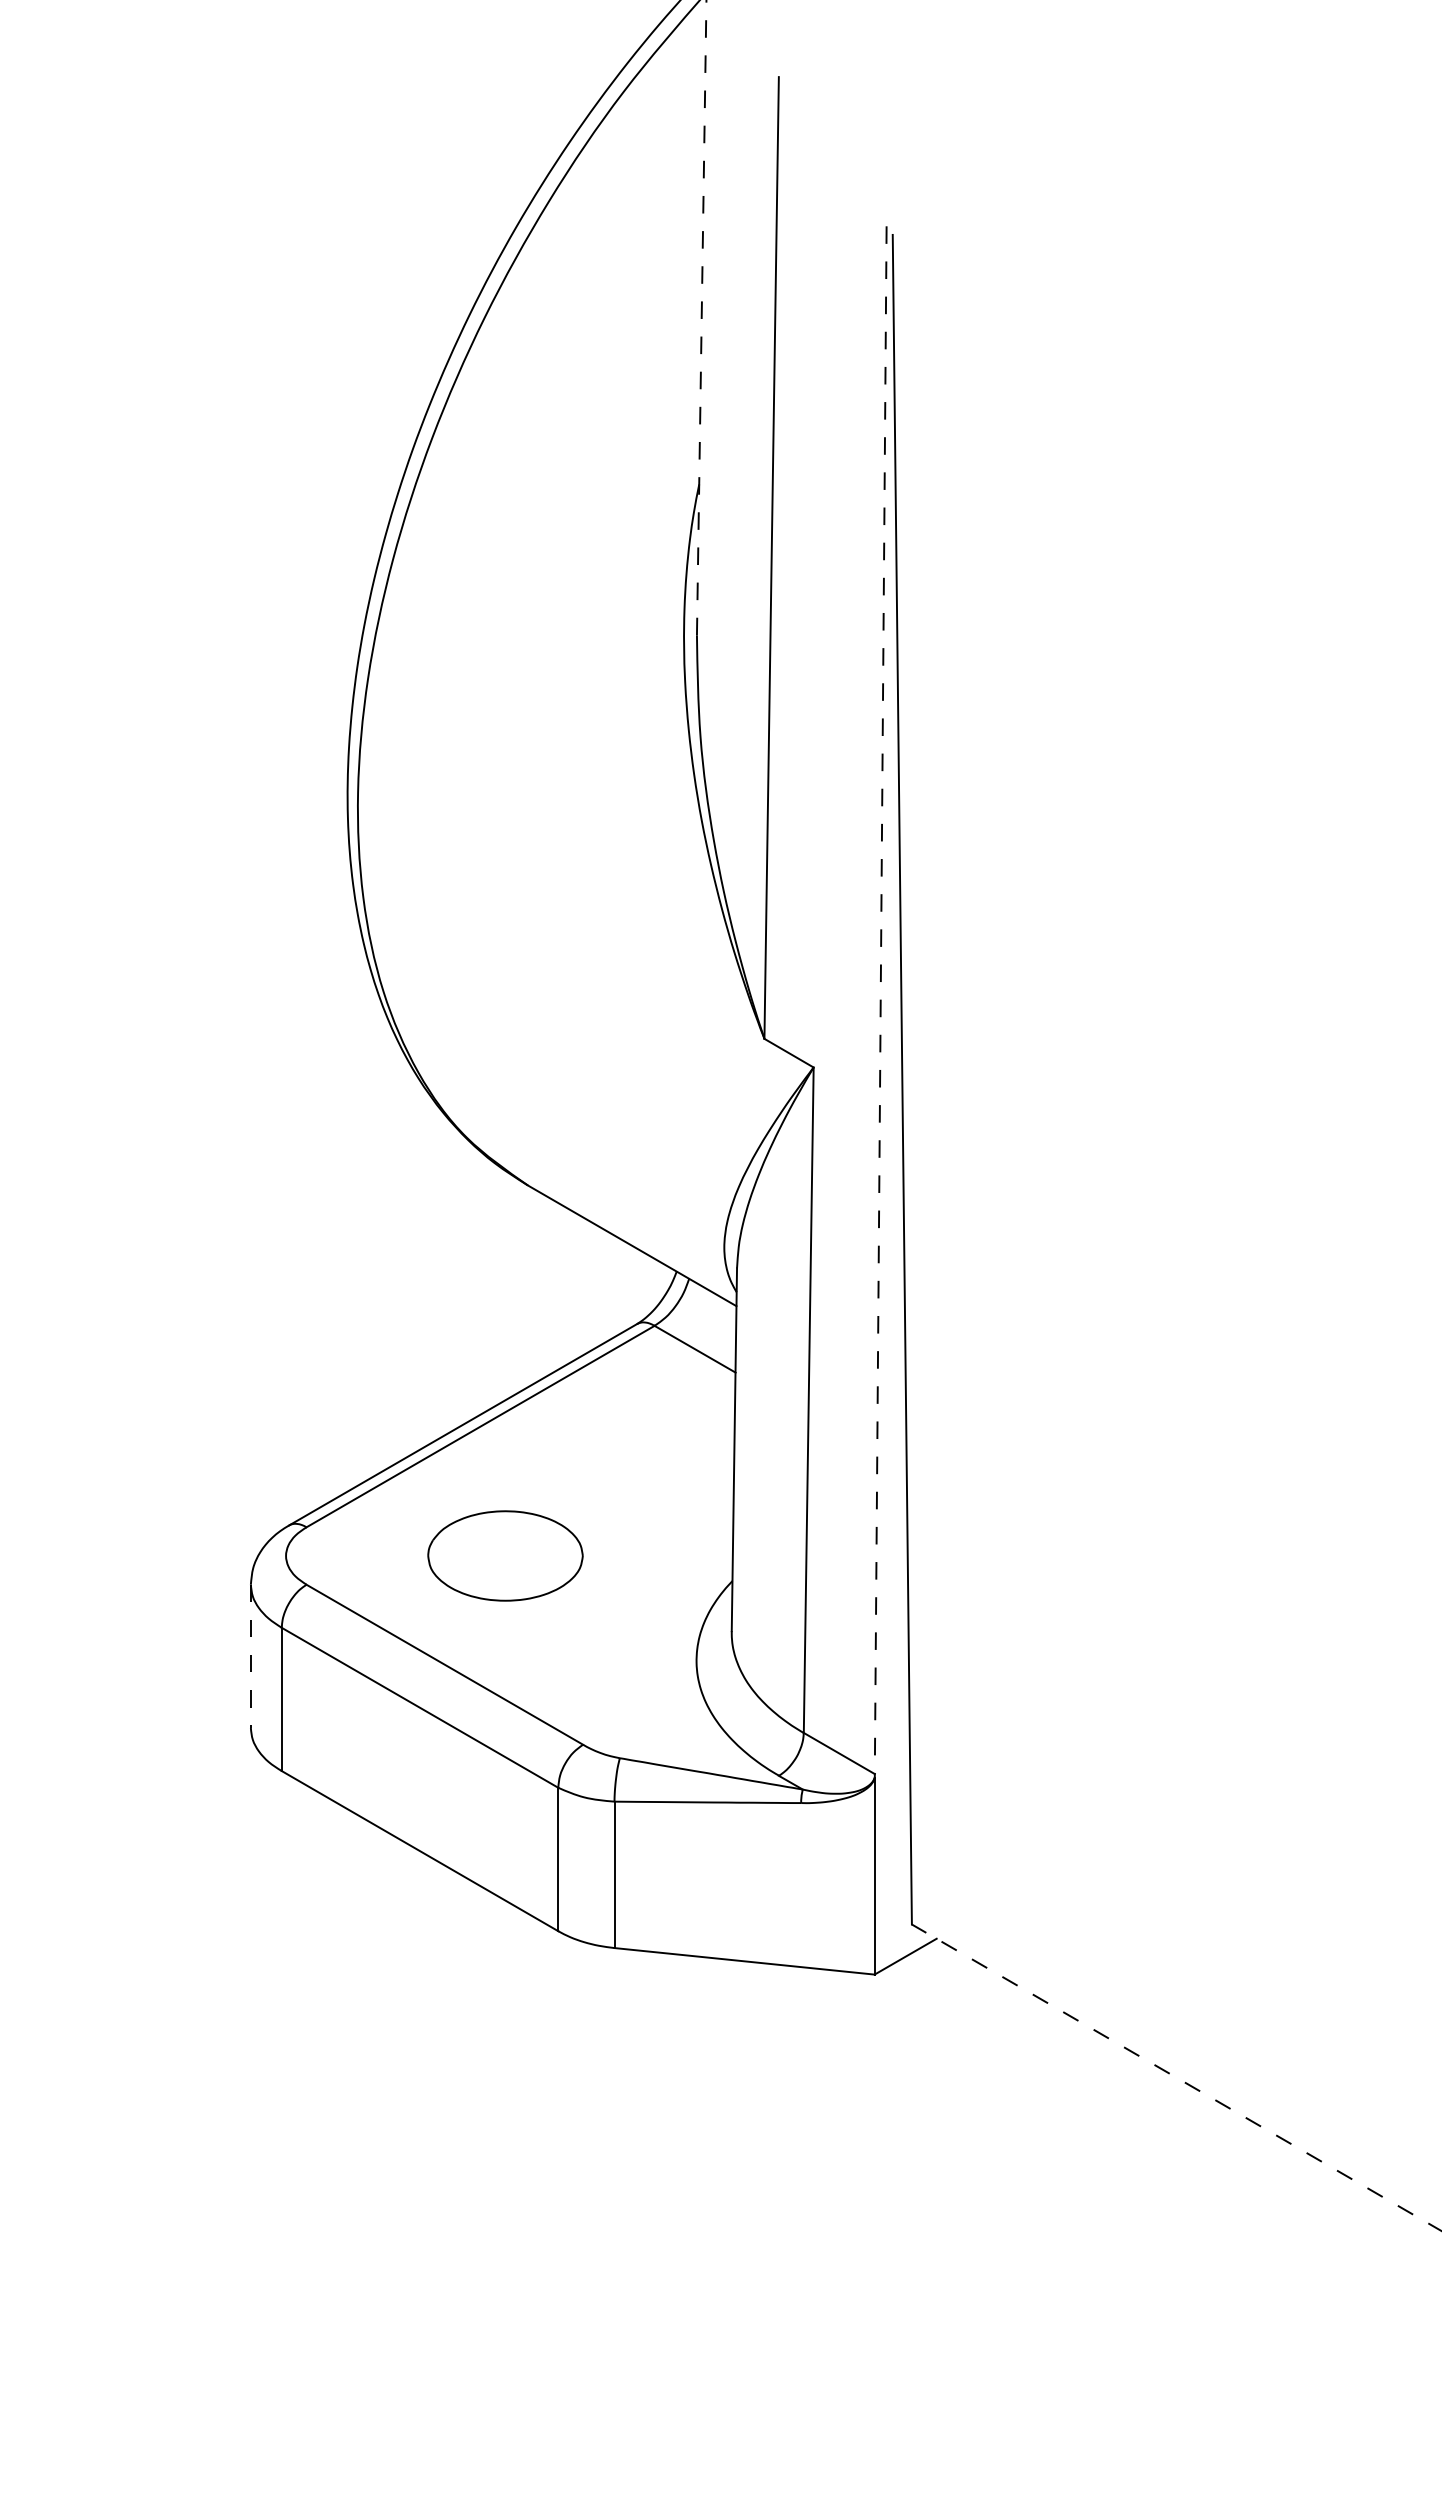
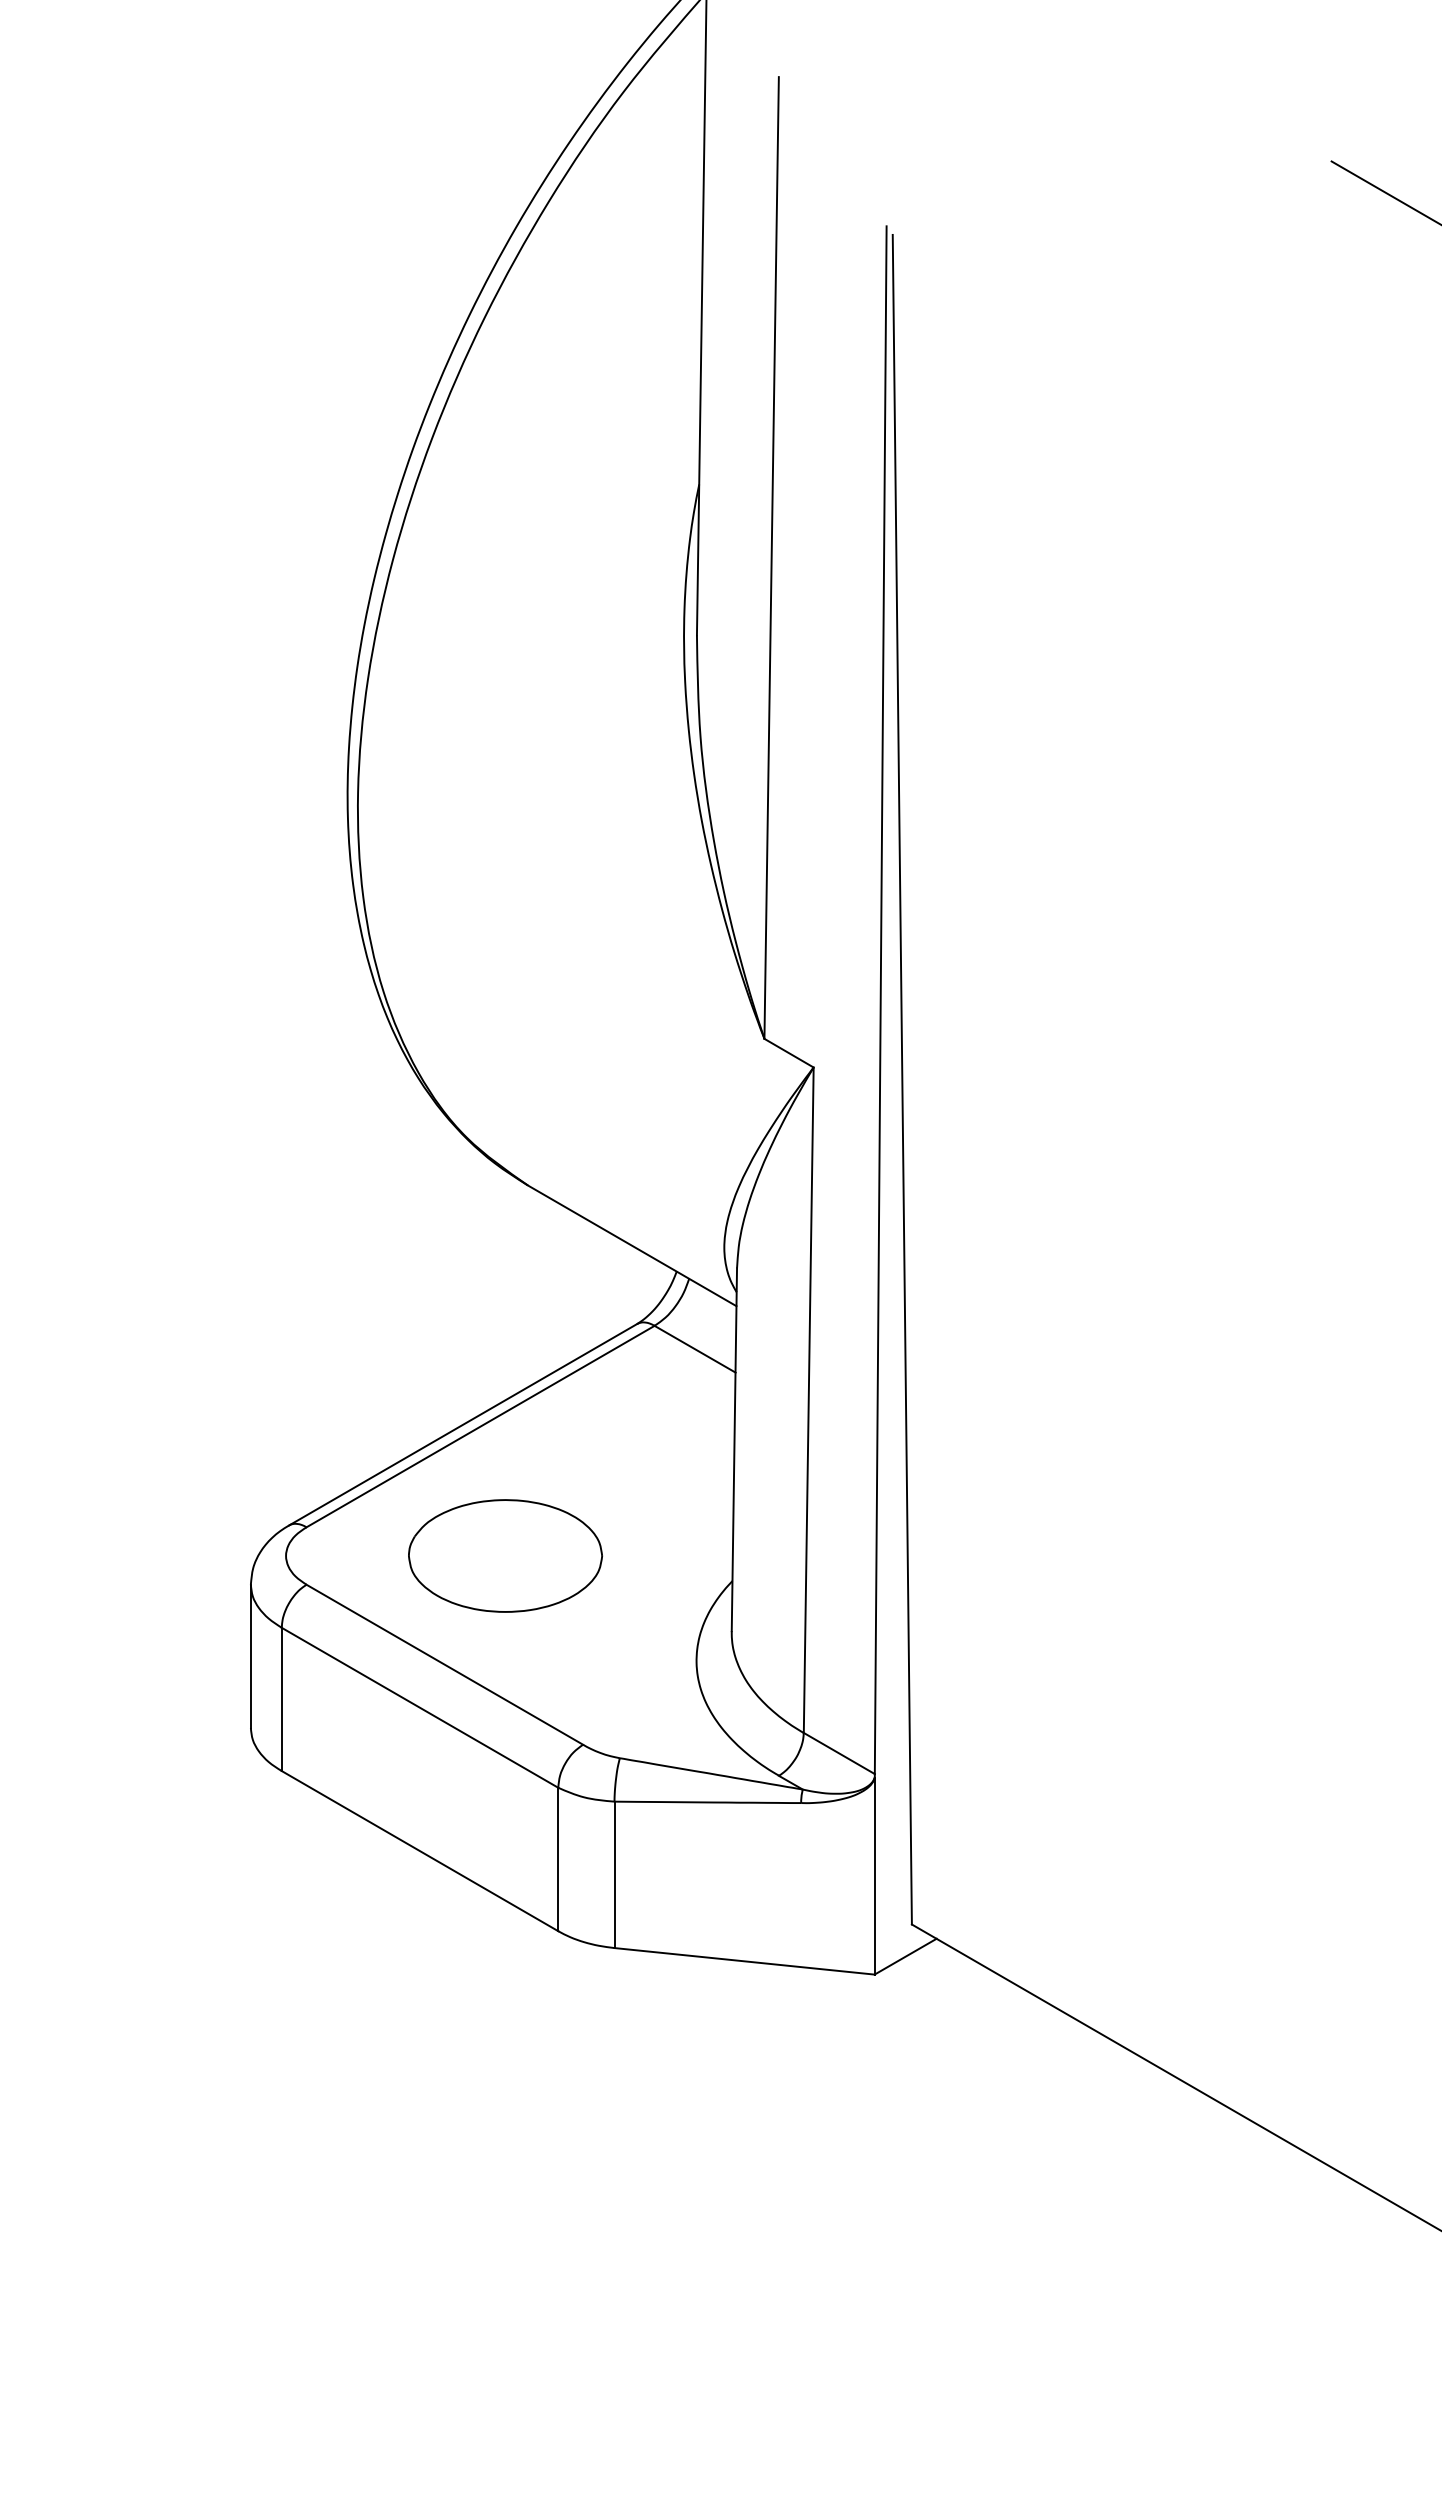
line: none -> present (1384, 192)
line: dashed -> solid (701, 317)
line: dashed -> solid (880, 1000)
part size: 157x92 px -> 195x114 px (505, 1555)
line: dashed -> solid (250, 1656)
line: dashed -> solid (1176, 2077)
